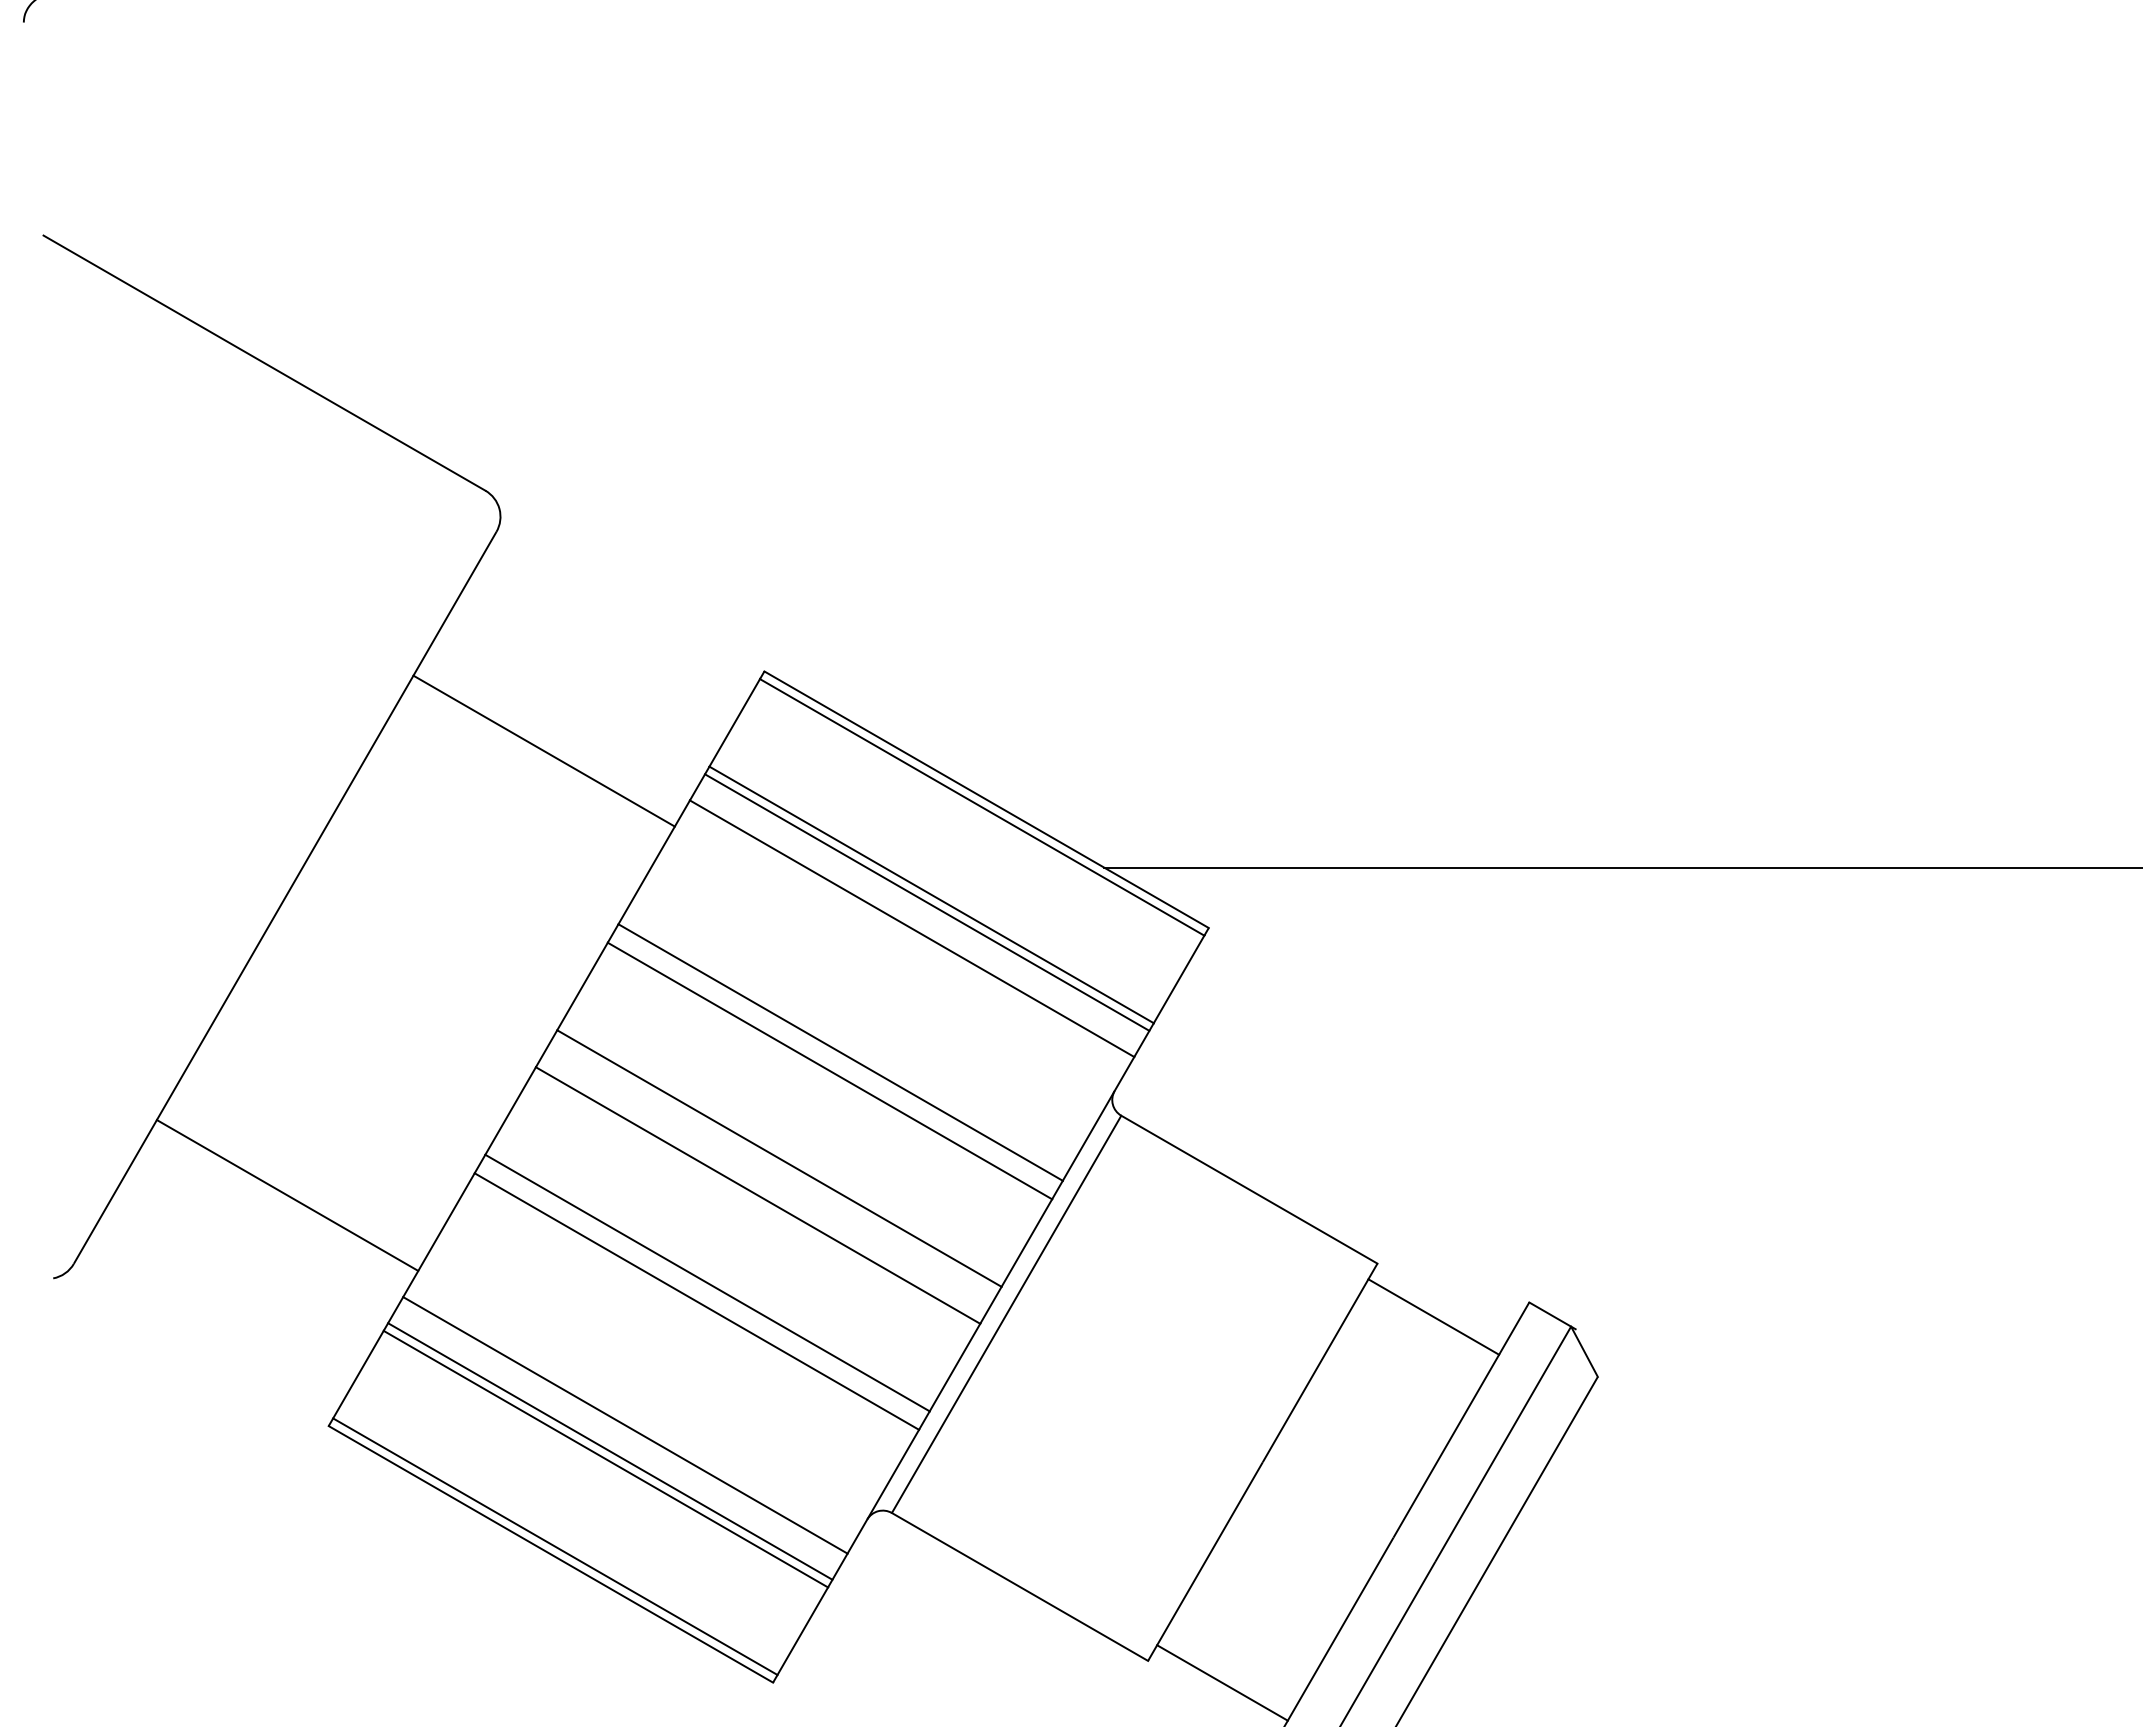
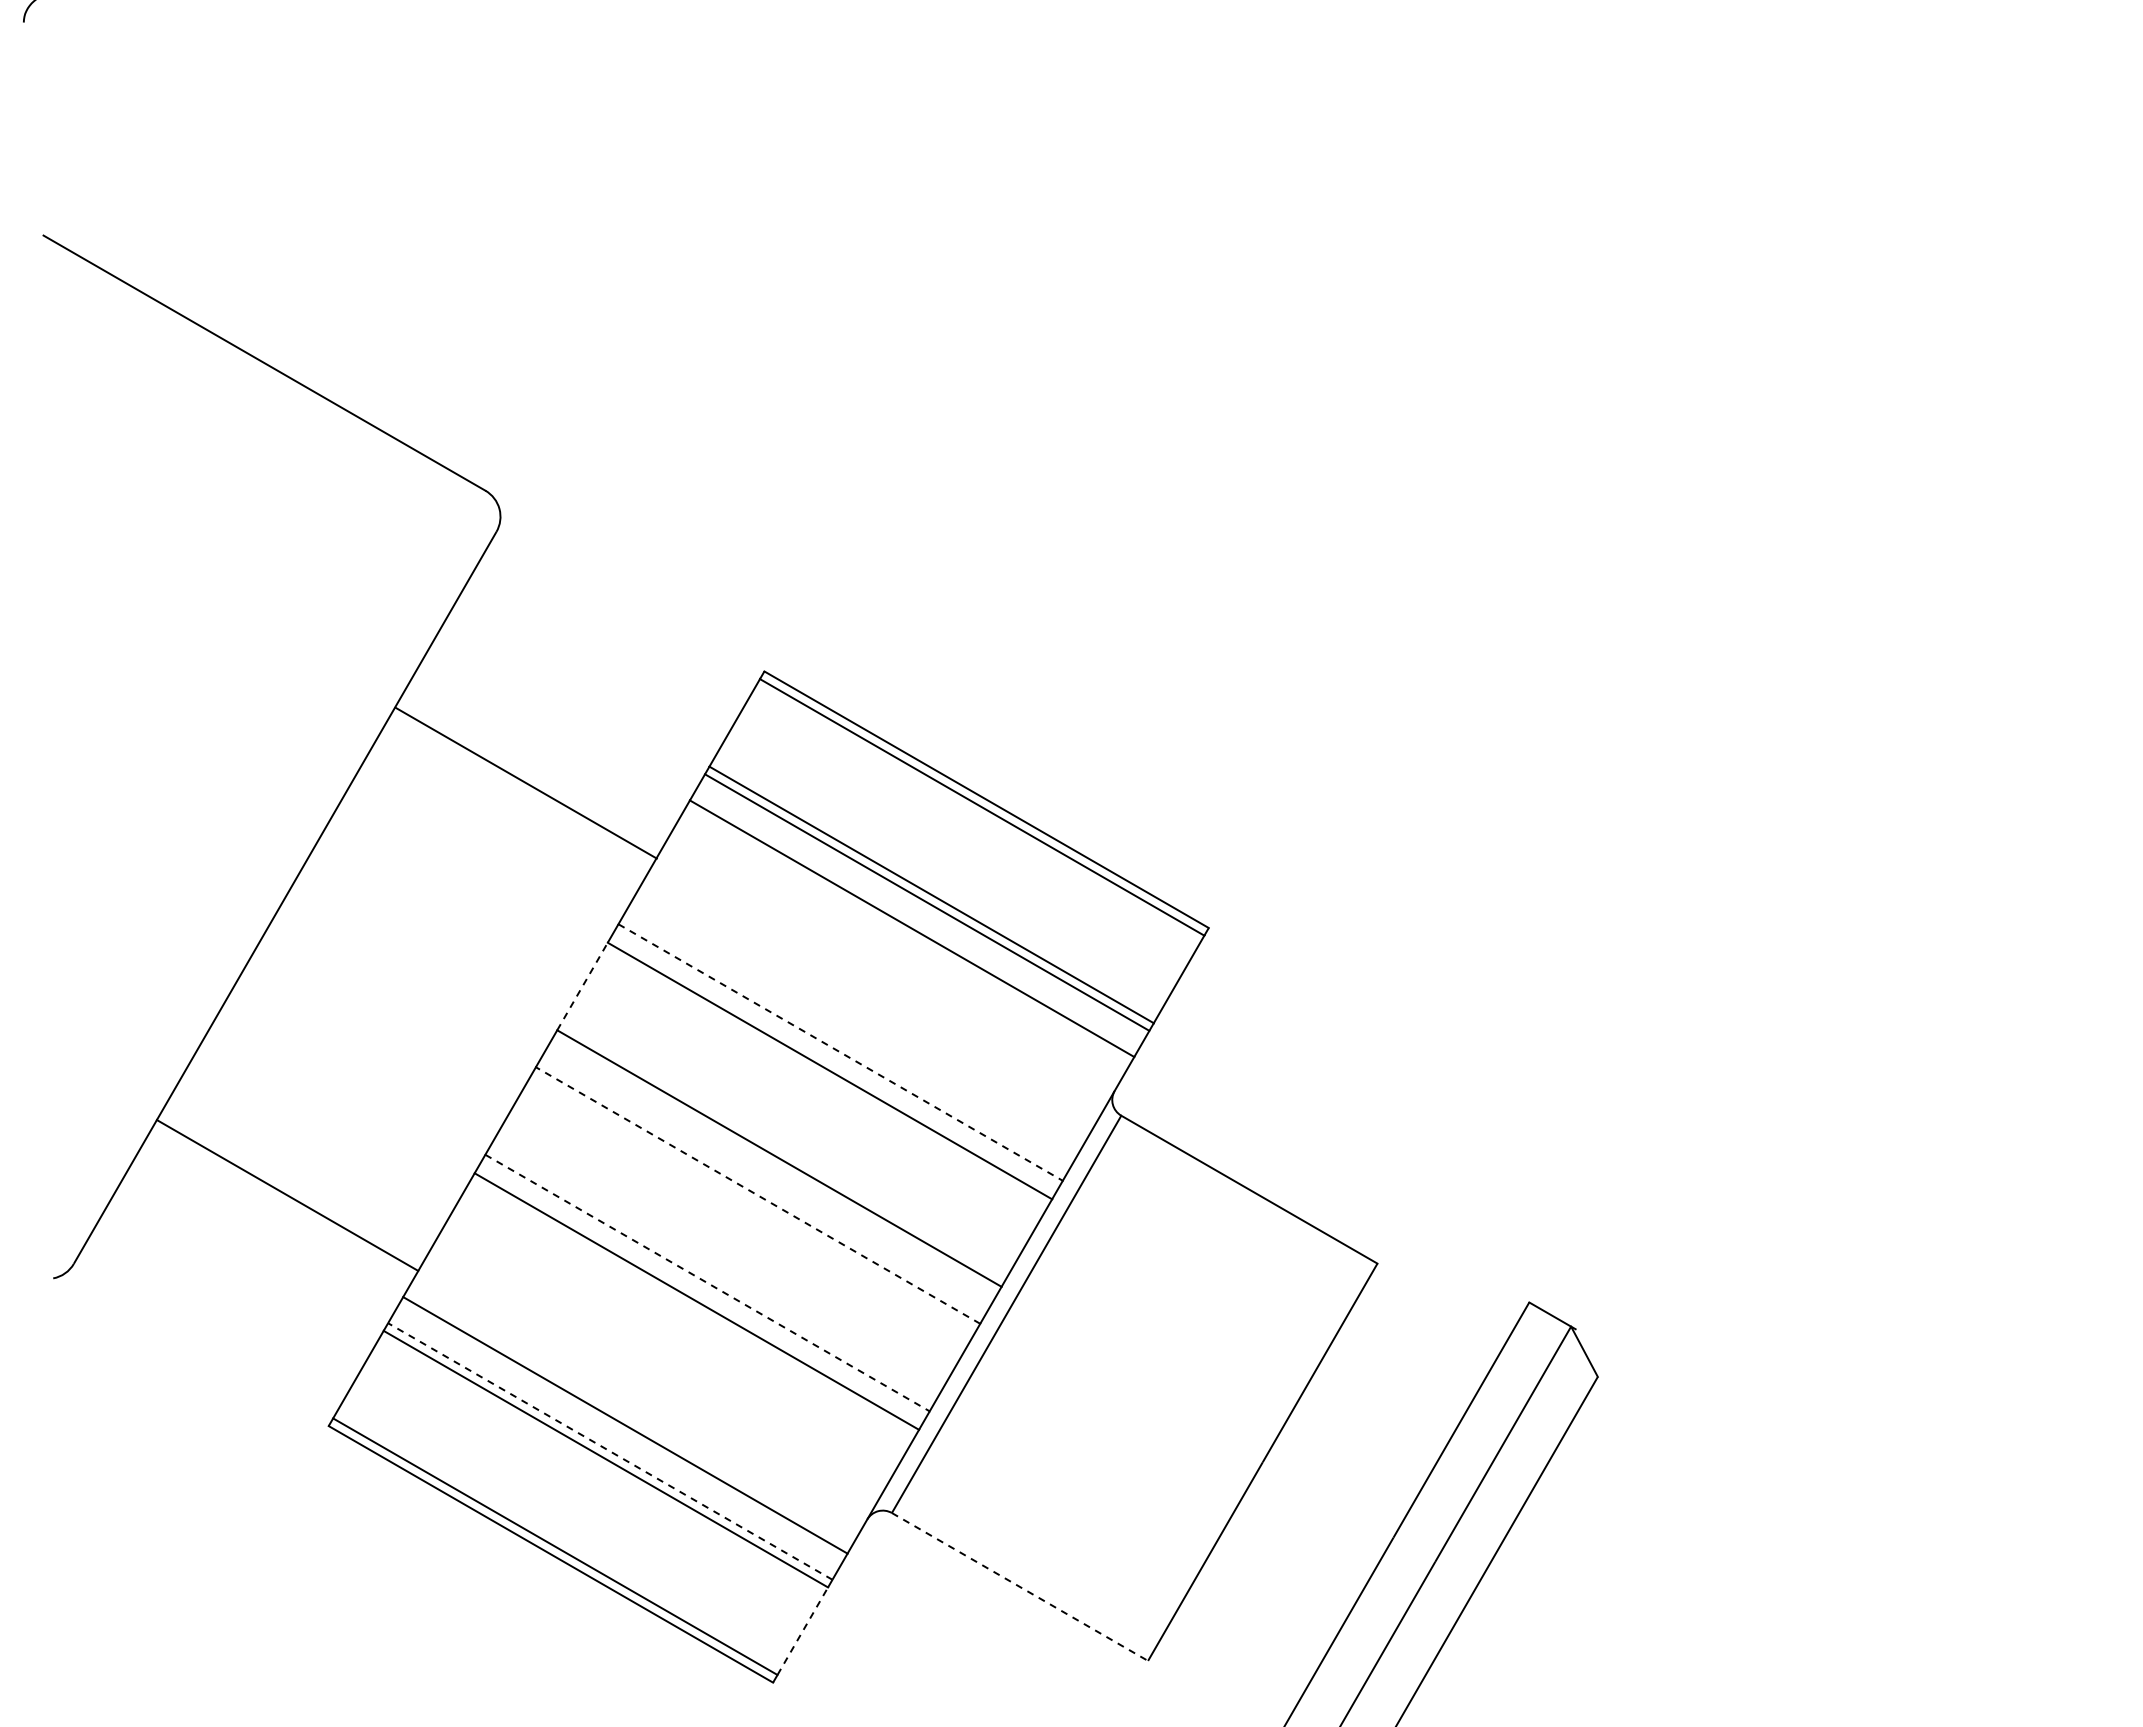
line position: (543, 750) -> (525, 782) (525, 782)
line: present -> none (1621, 867)
line: solid -> dashed (582, 986)
line: solid -> dashed (840, 1052)
line: solid -> dashed (758, 1195)
line: solid -> dashed (707, 1283)
line: present -> none (1433, 1316)
line: solid -> dashed (610, 1451)
line: solid -> dashed (1020, 1586)
line: solid -> dashed (802, 1631)
line: present -> none (1222, 1682)
